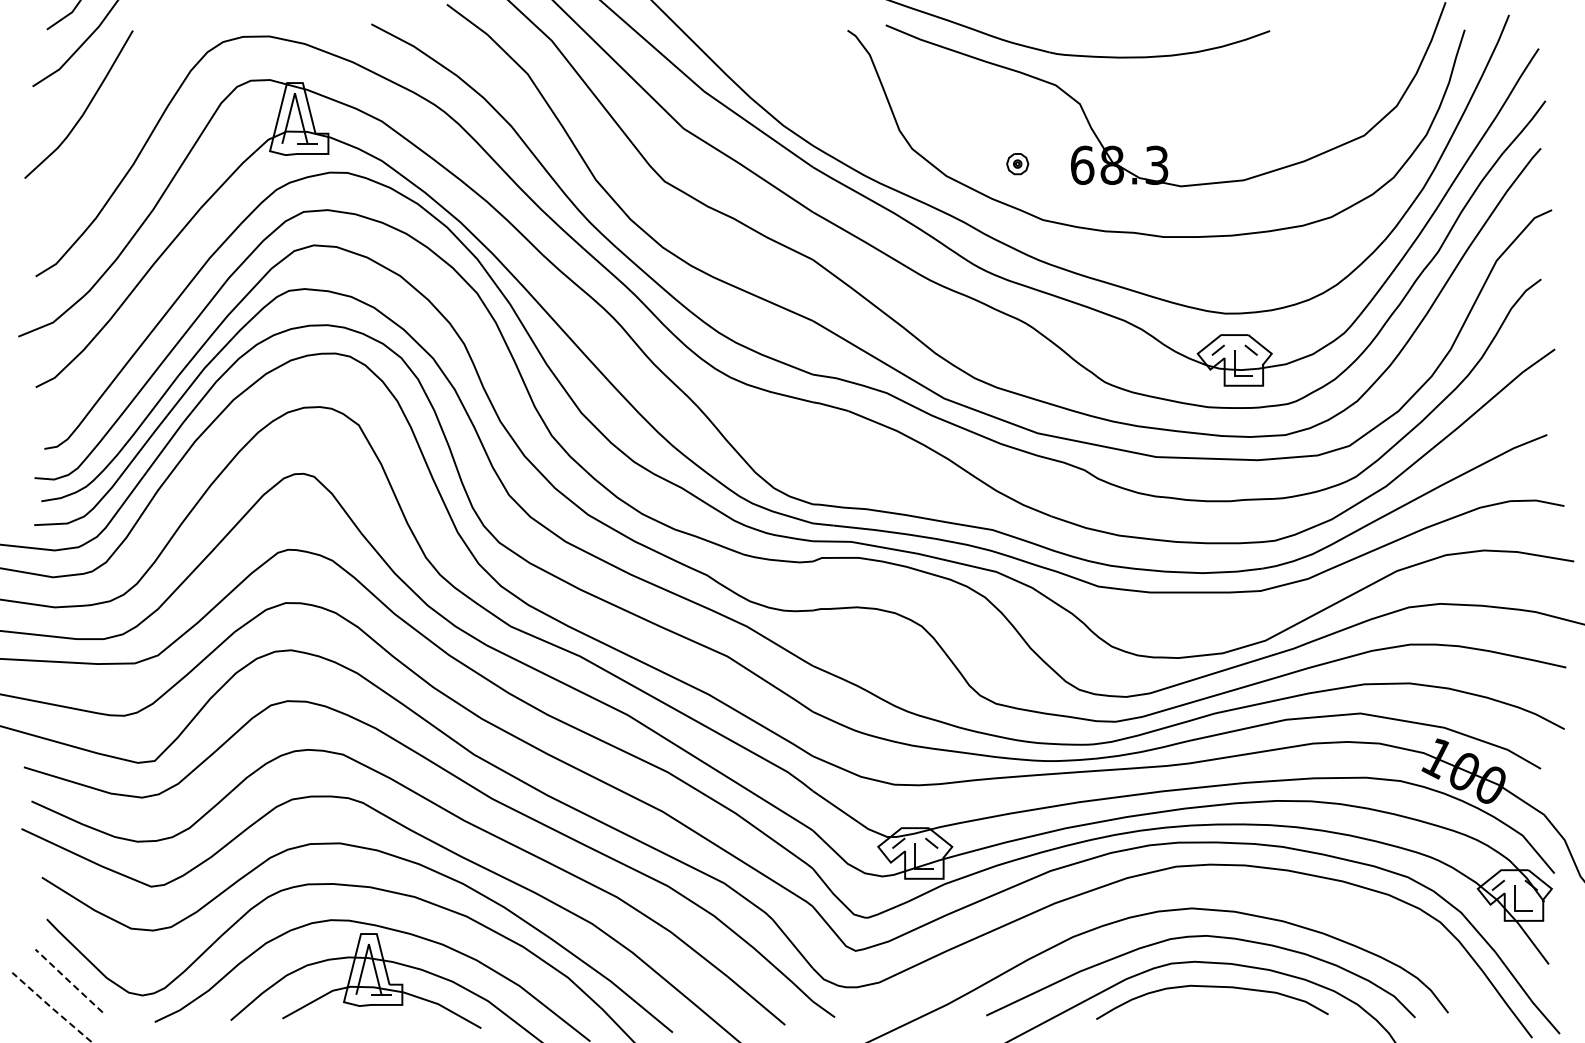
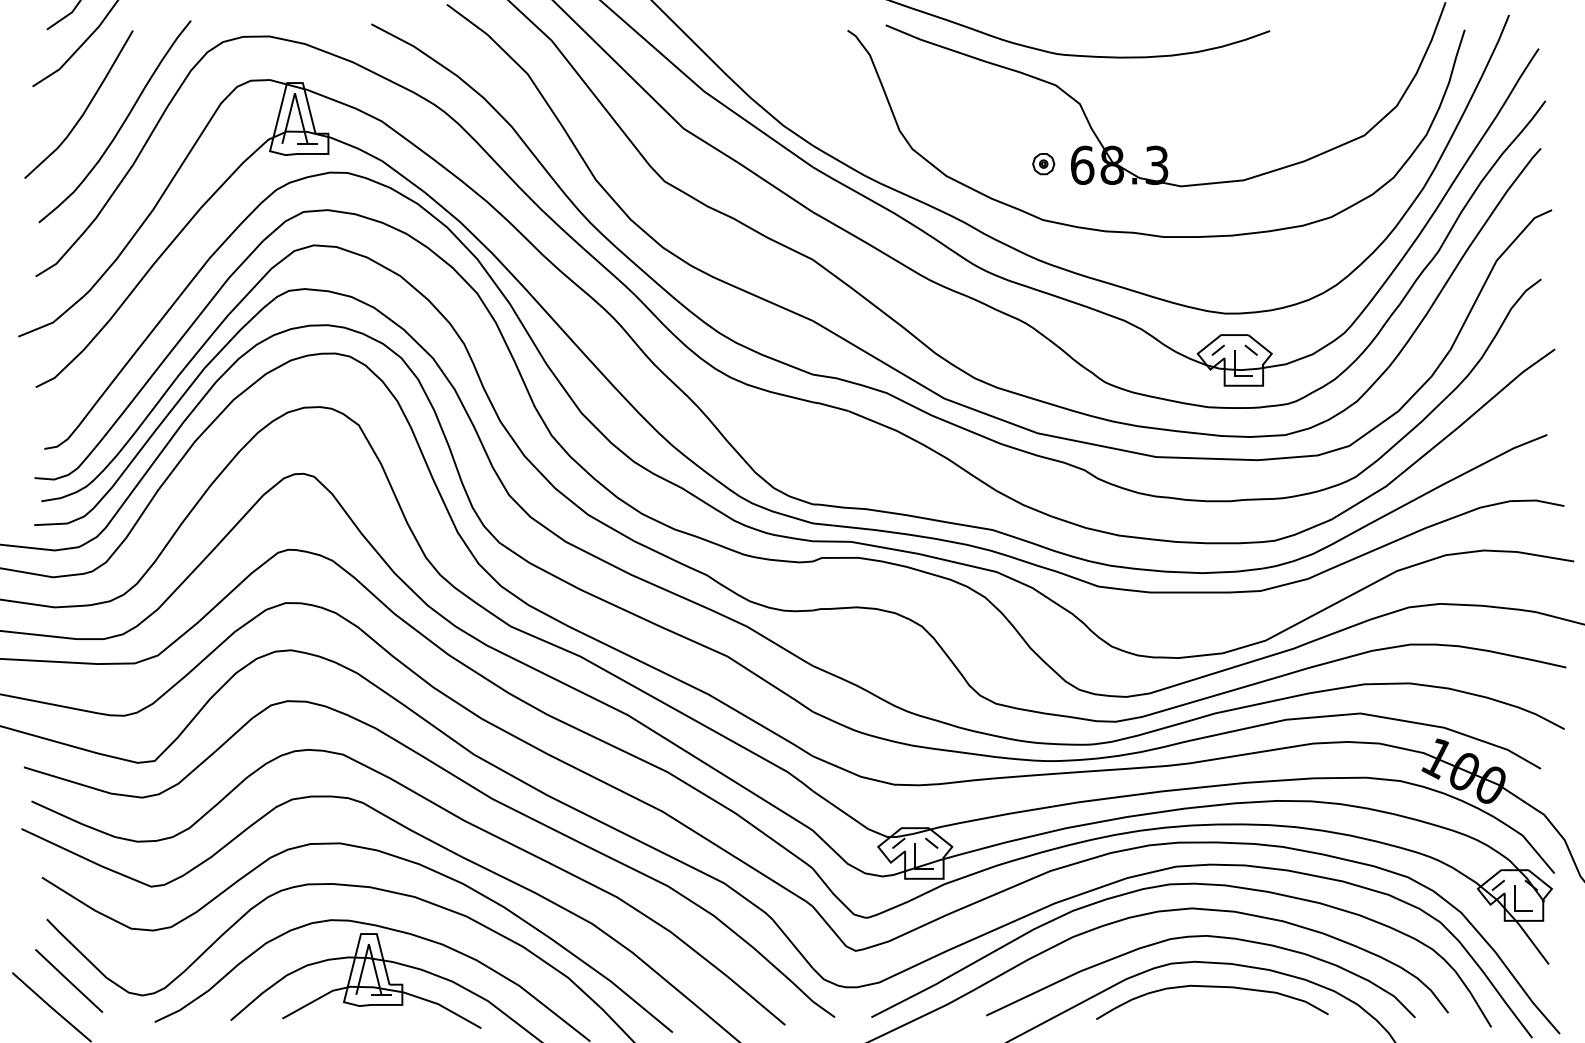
curve: none -> present (121, 124)
part position: (1017, 164) -> (1043, 164) (1043, 164)
curve: none -> present (1177, 885)
line: dashed -> solid (69, 981)
line: dashed -> solid (50, 1007)
